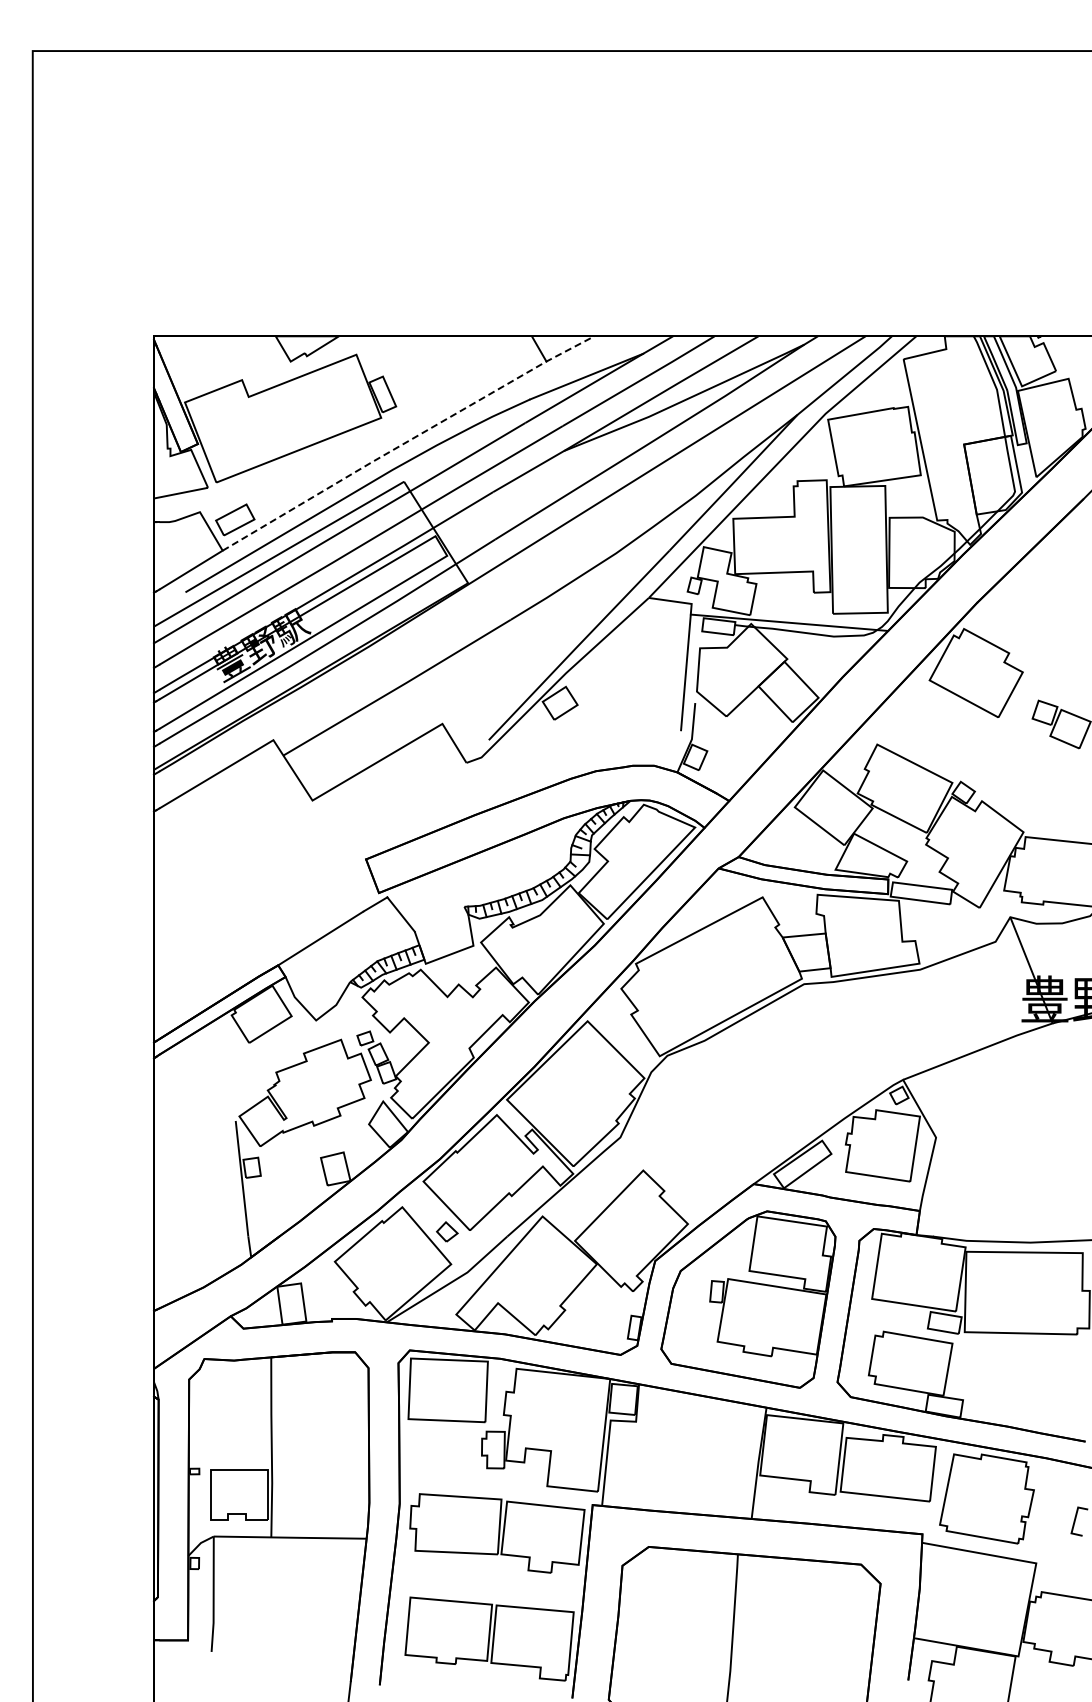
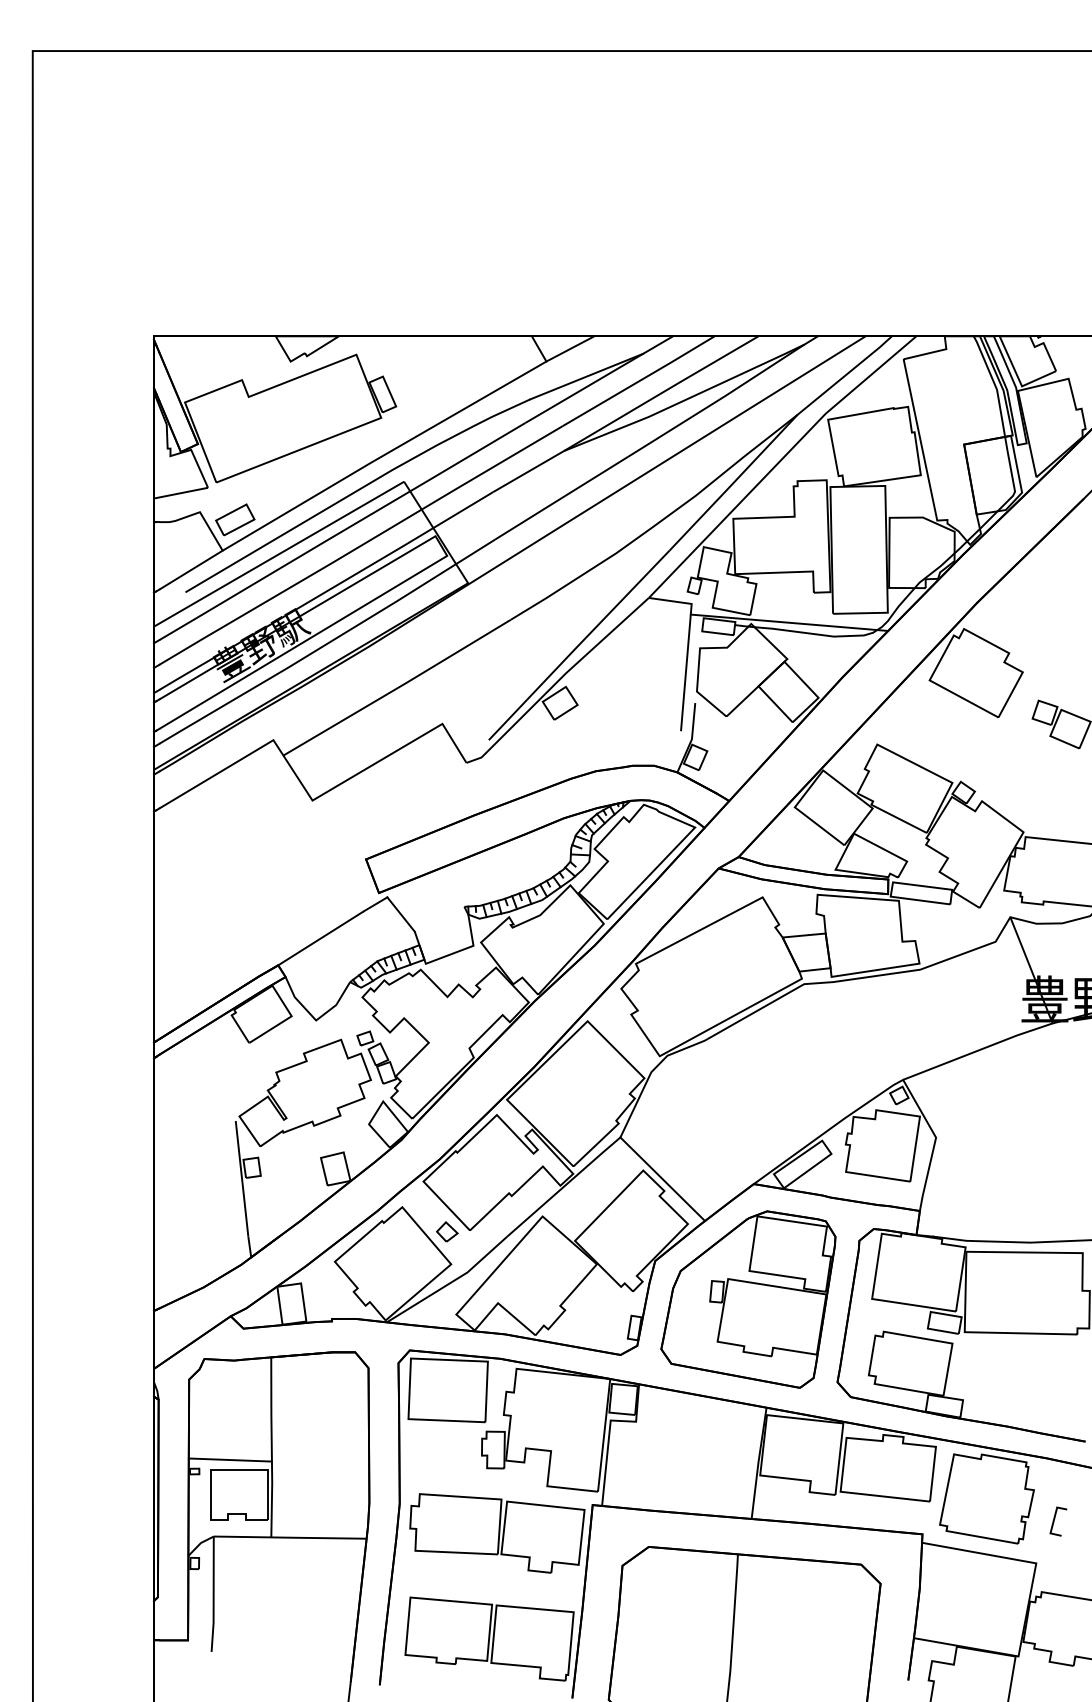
line: dashed -> solid (408, 441)
line: none -> present (662, 1179)
line: none -> present (229, 1459)
line position: (1075, 1521) -> (1054, 1521) (1054, 1521)
